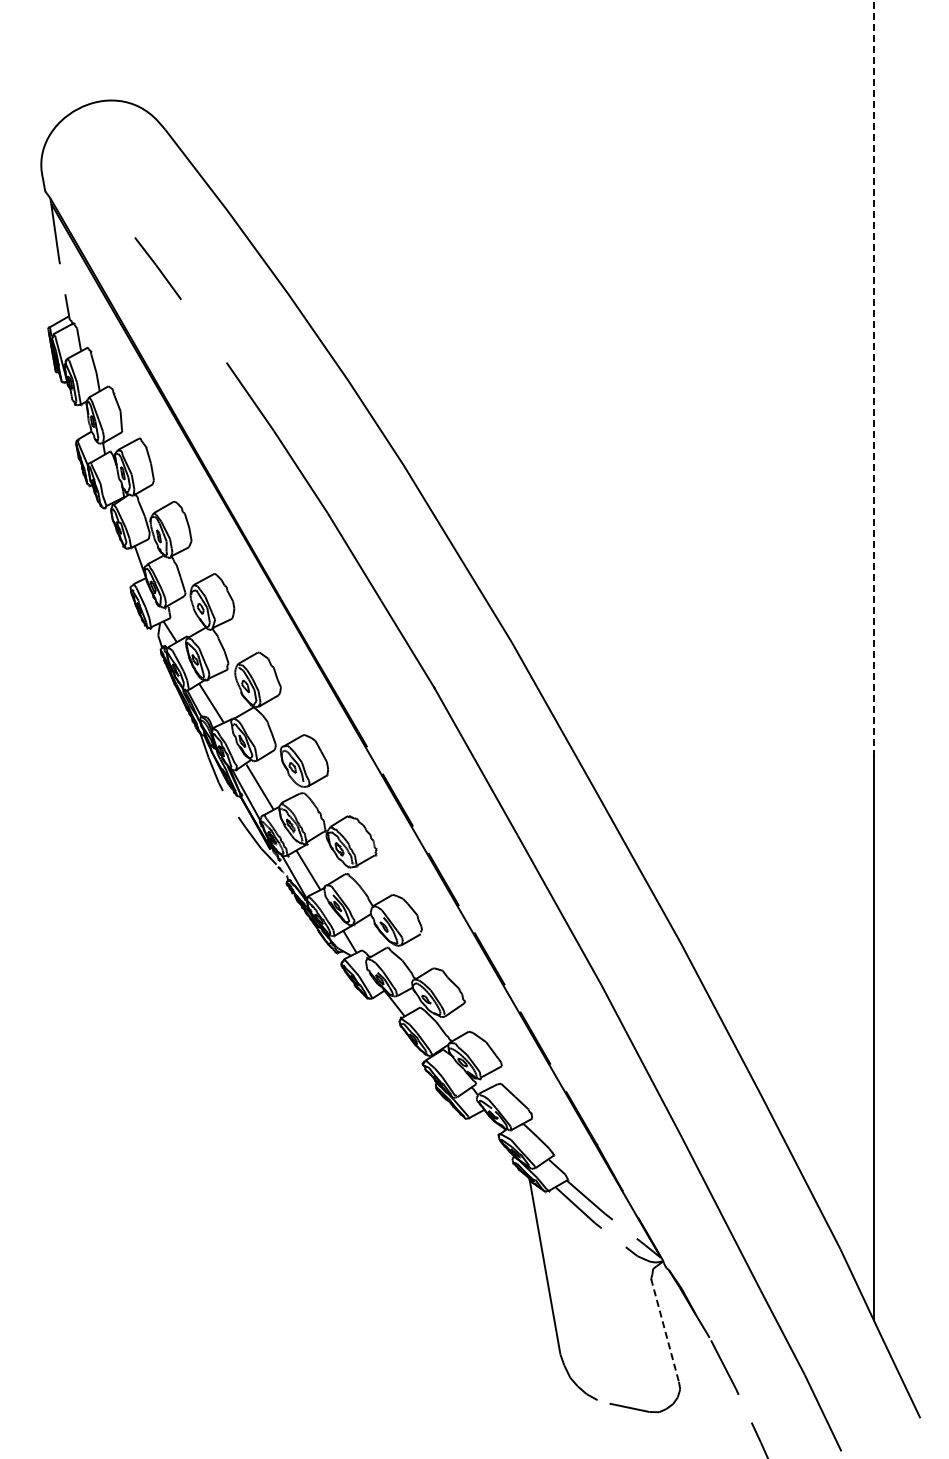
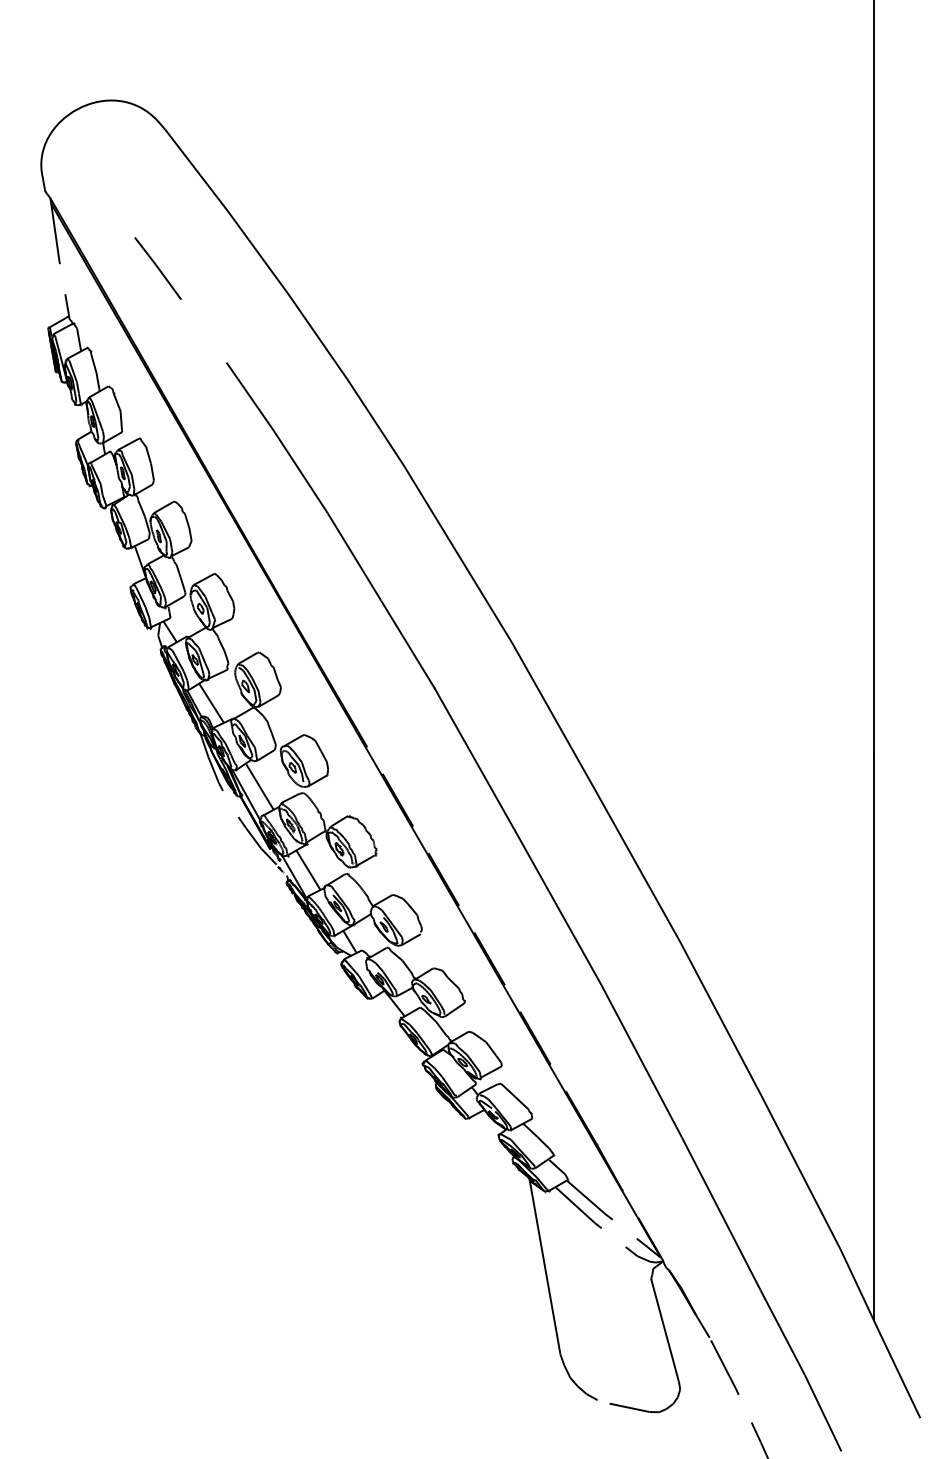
line: dashed -> solid (873, 378)
line: dashed -> solid (665, 1330)
